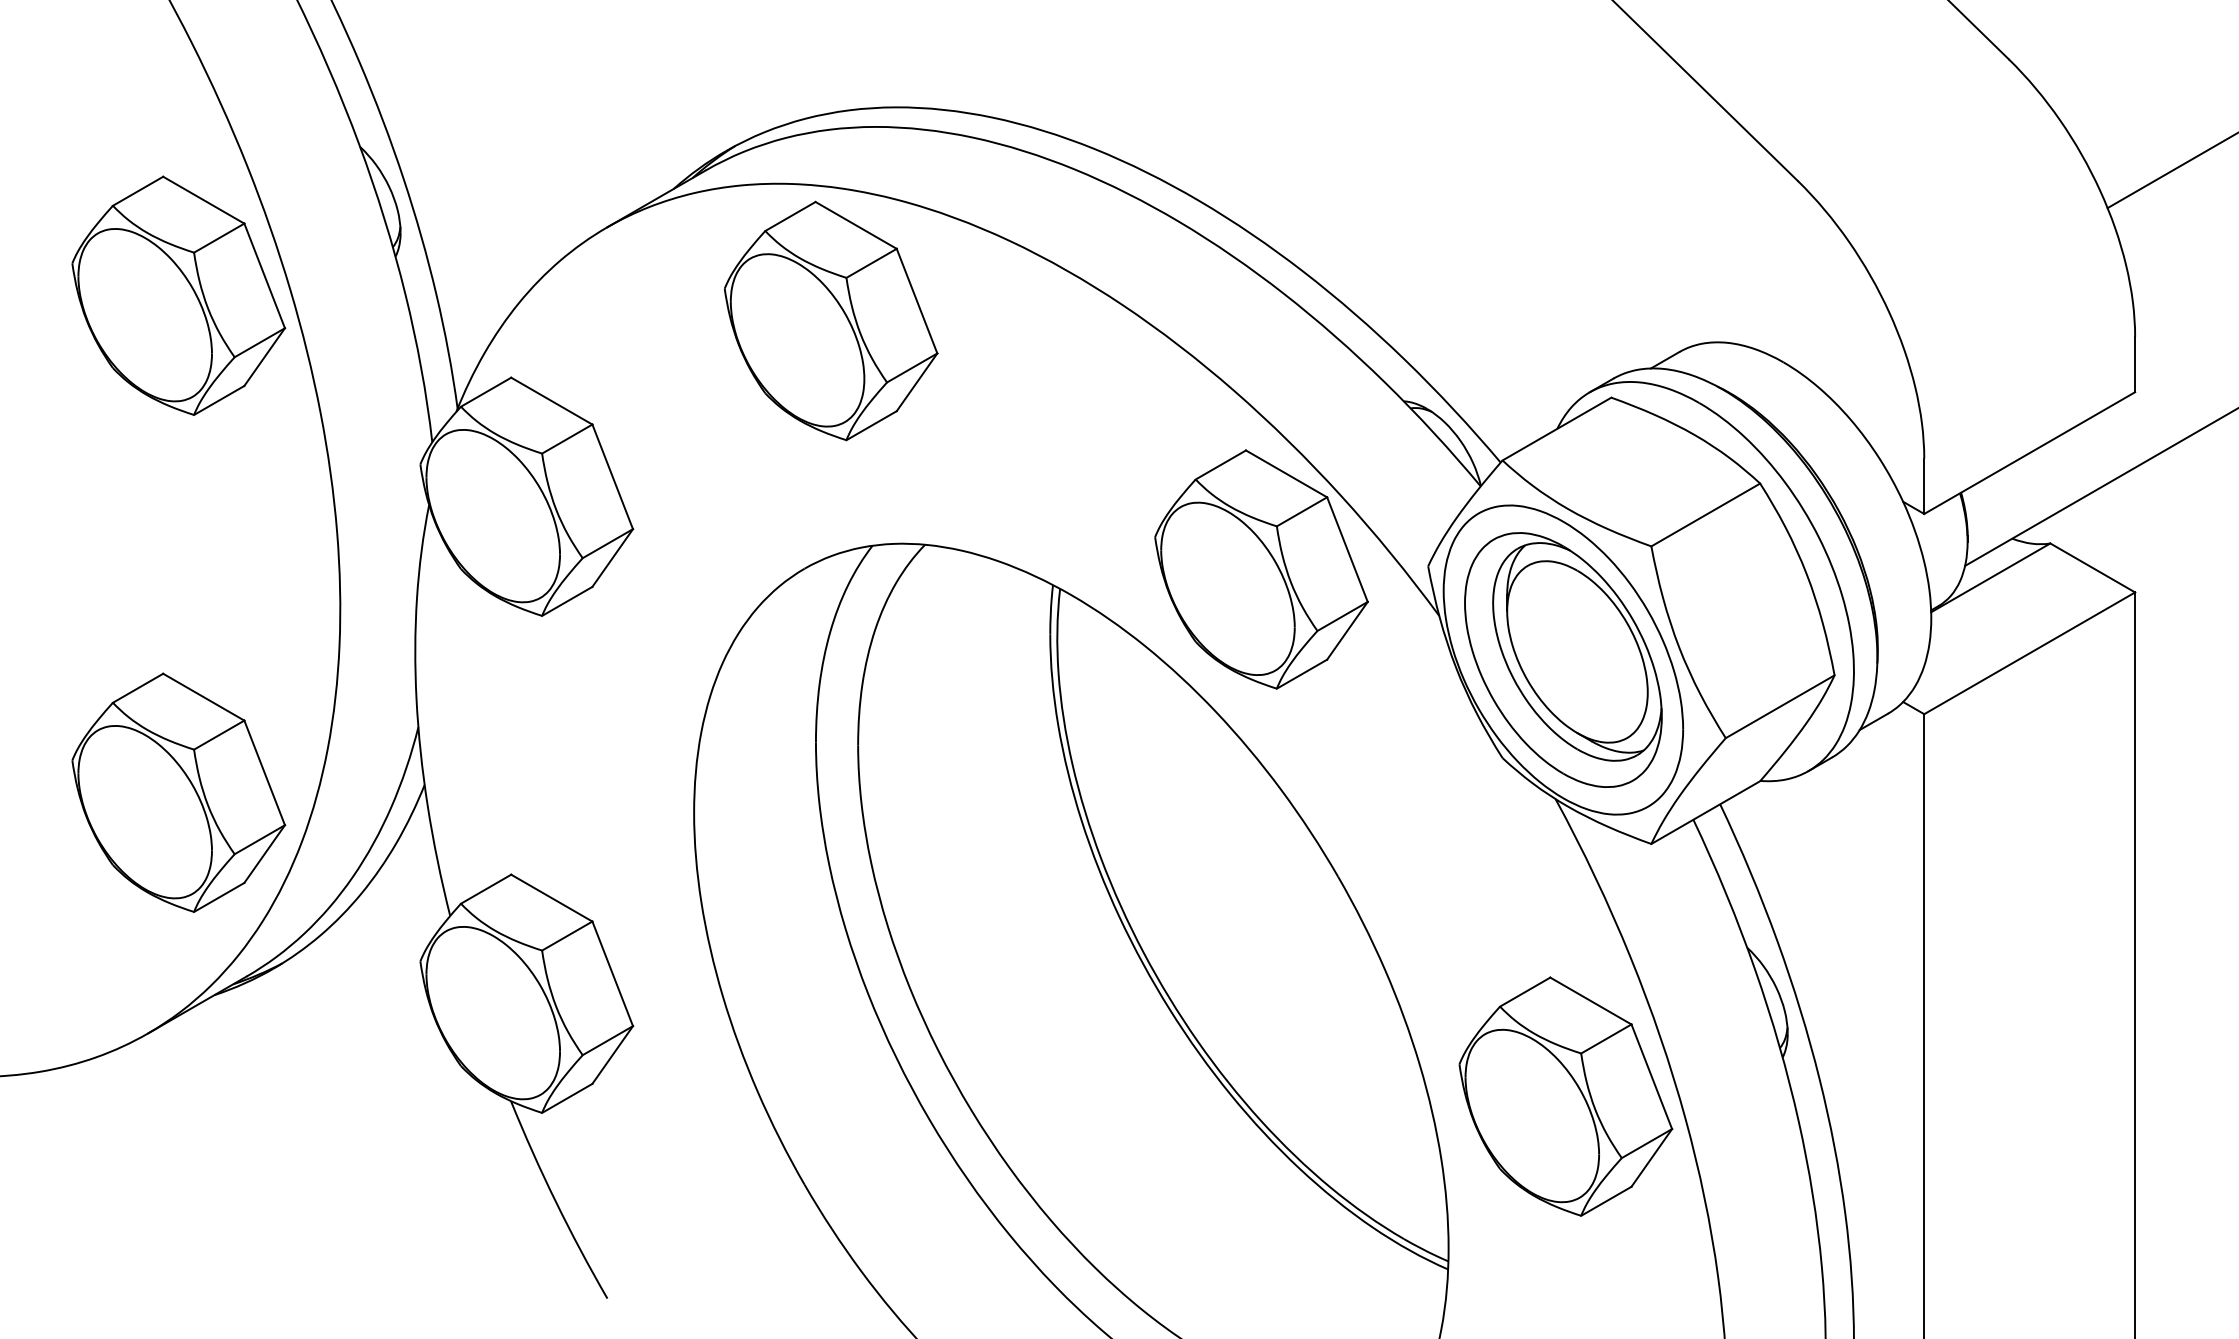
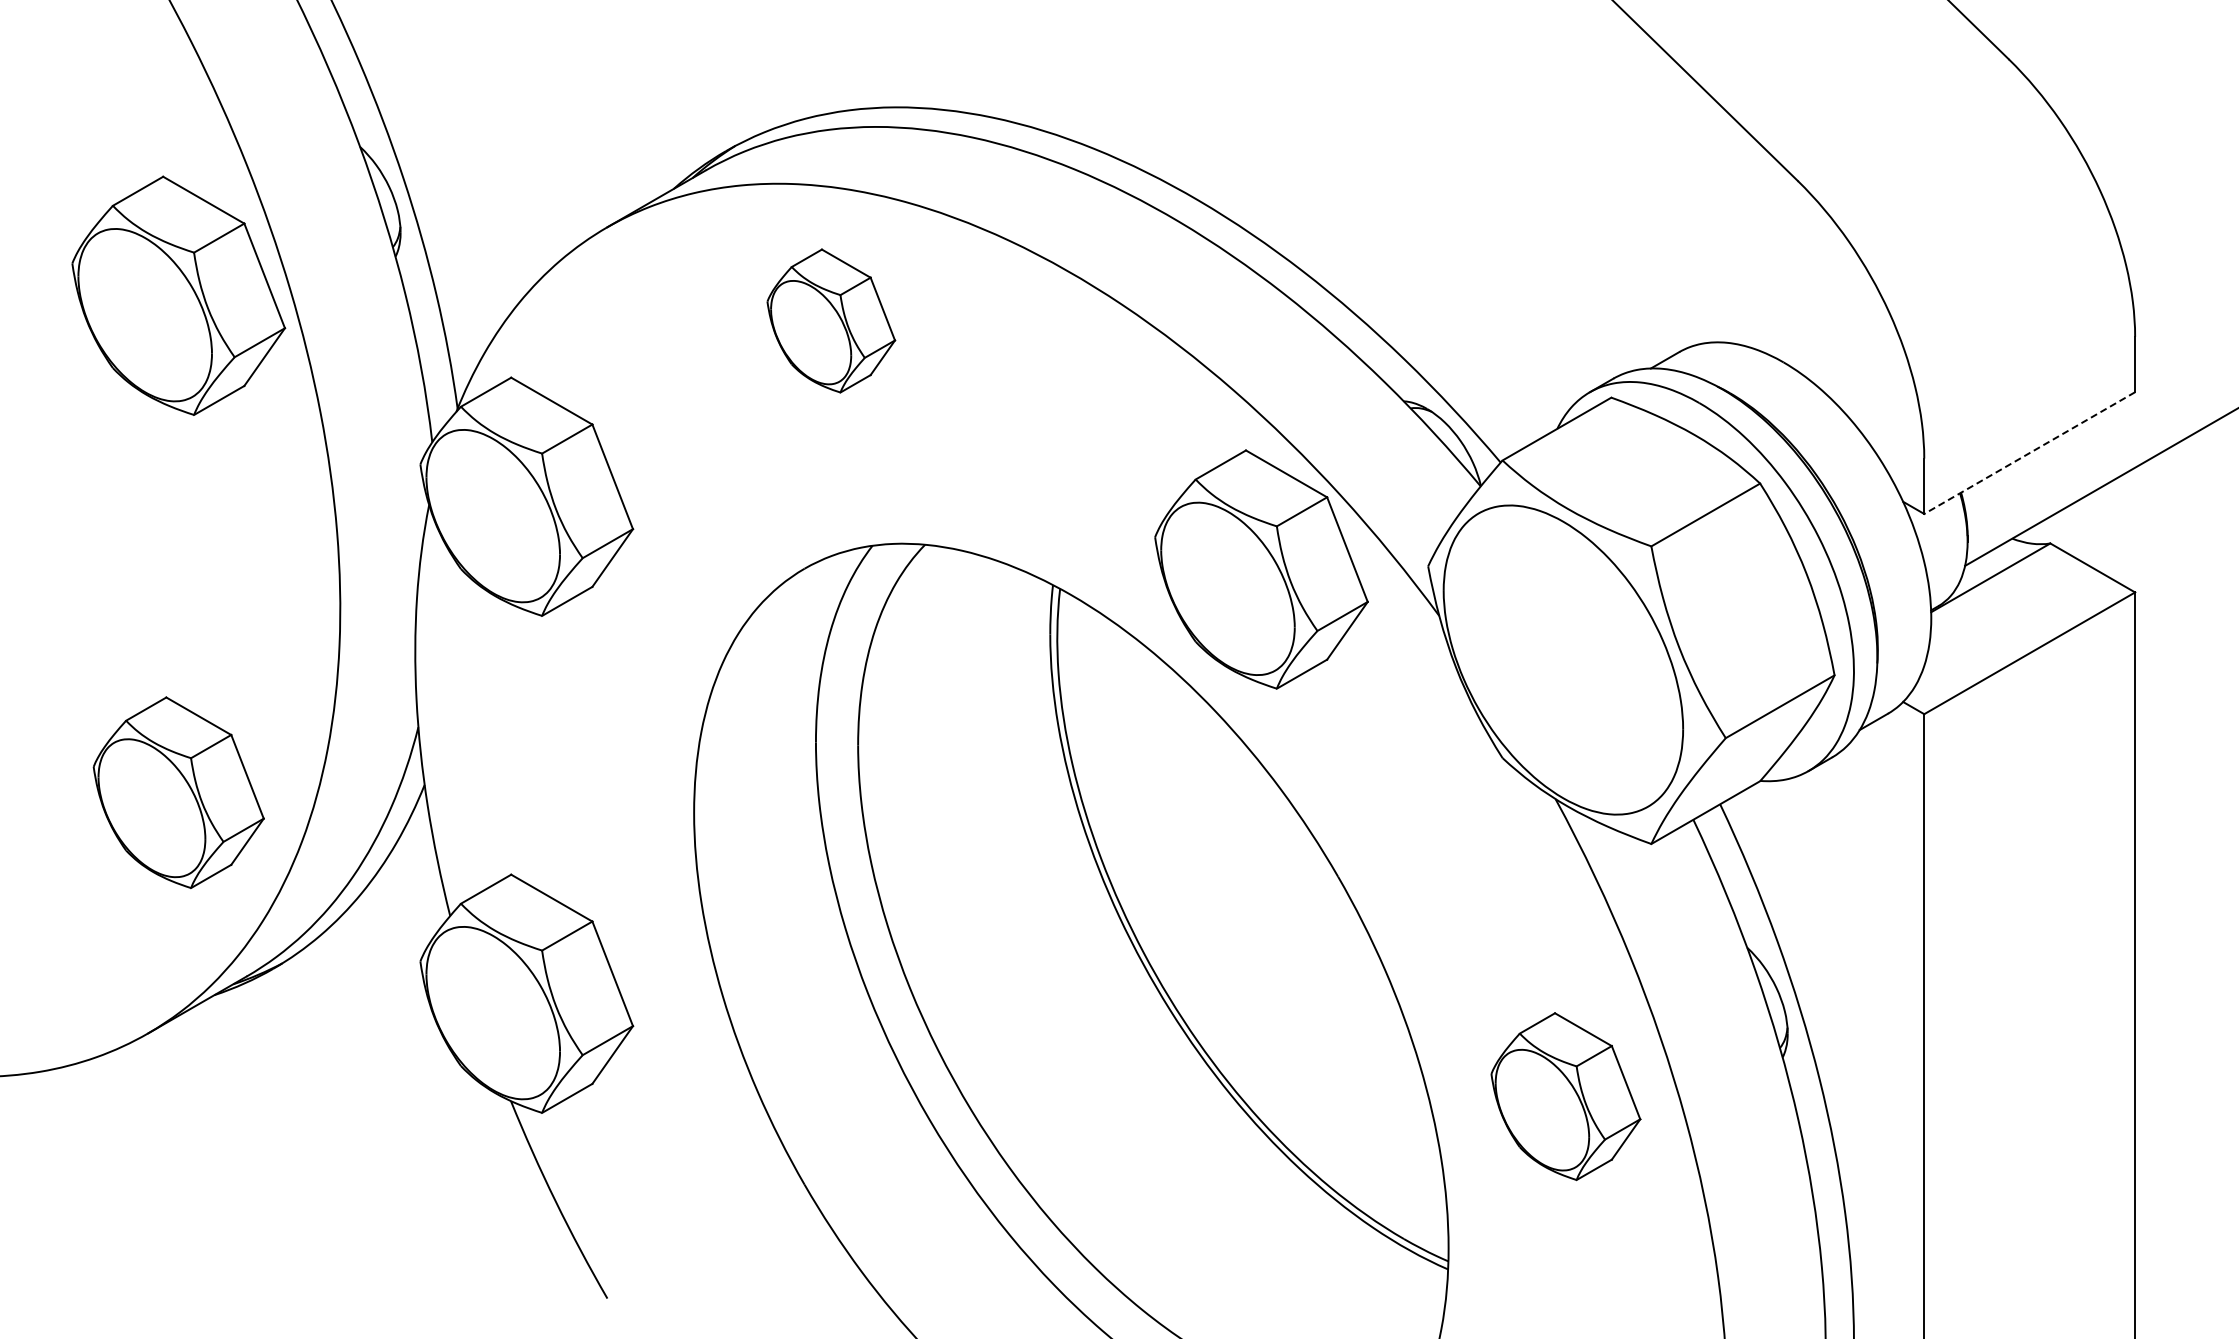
line: present -> none (2171, 171)
part size: 215x242 px -> 131x146 px (831, 320)
line: solid -> dashed (2029, 453)
part: present -> none (1563, 659)
part size: 216x241 px -> 173x194 px (178, 792)
part size: 216x241 px -> 152x170 px (1565, 1096)
